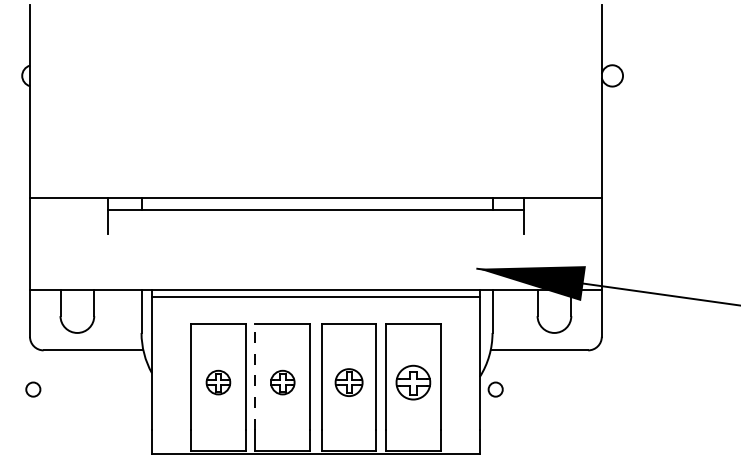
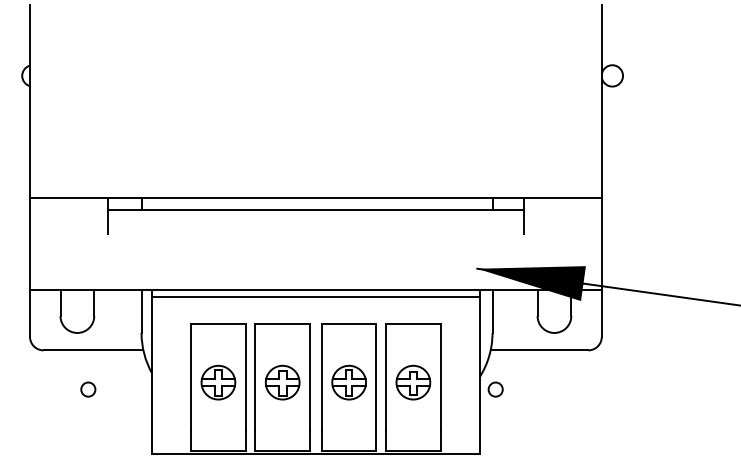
line: dashed -> solid (255, 377)
part size: 27x27 px -> 37x37 px (218, 382)
part size: 26x27 px -> 36x37 px (282, 382)
part size: 30x29 px -> 36x37 px (348, 382)
circle position: (33, 389) -> (88, 389) (88, 389)
